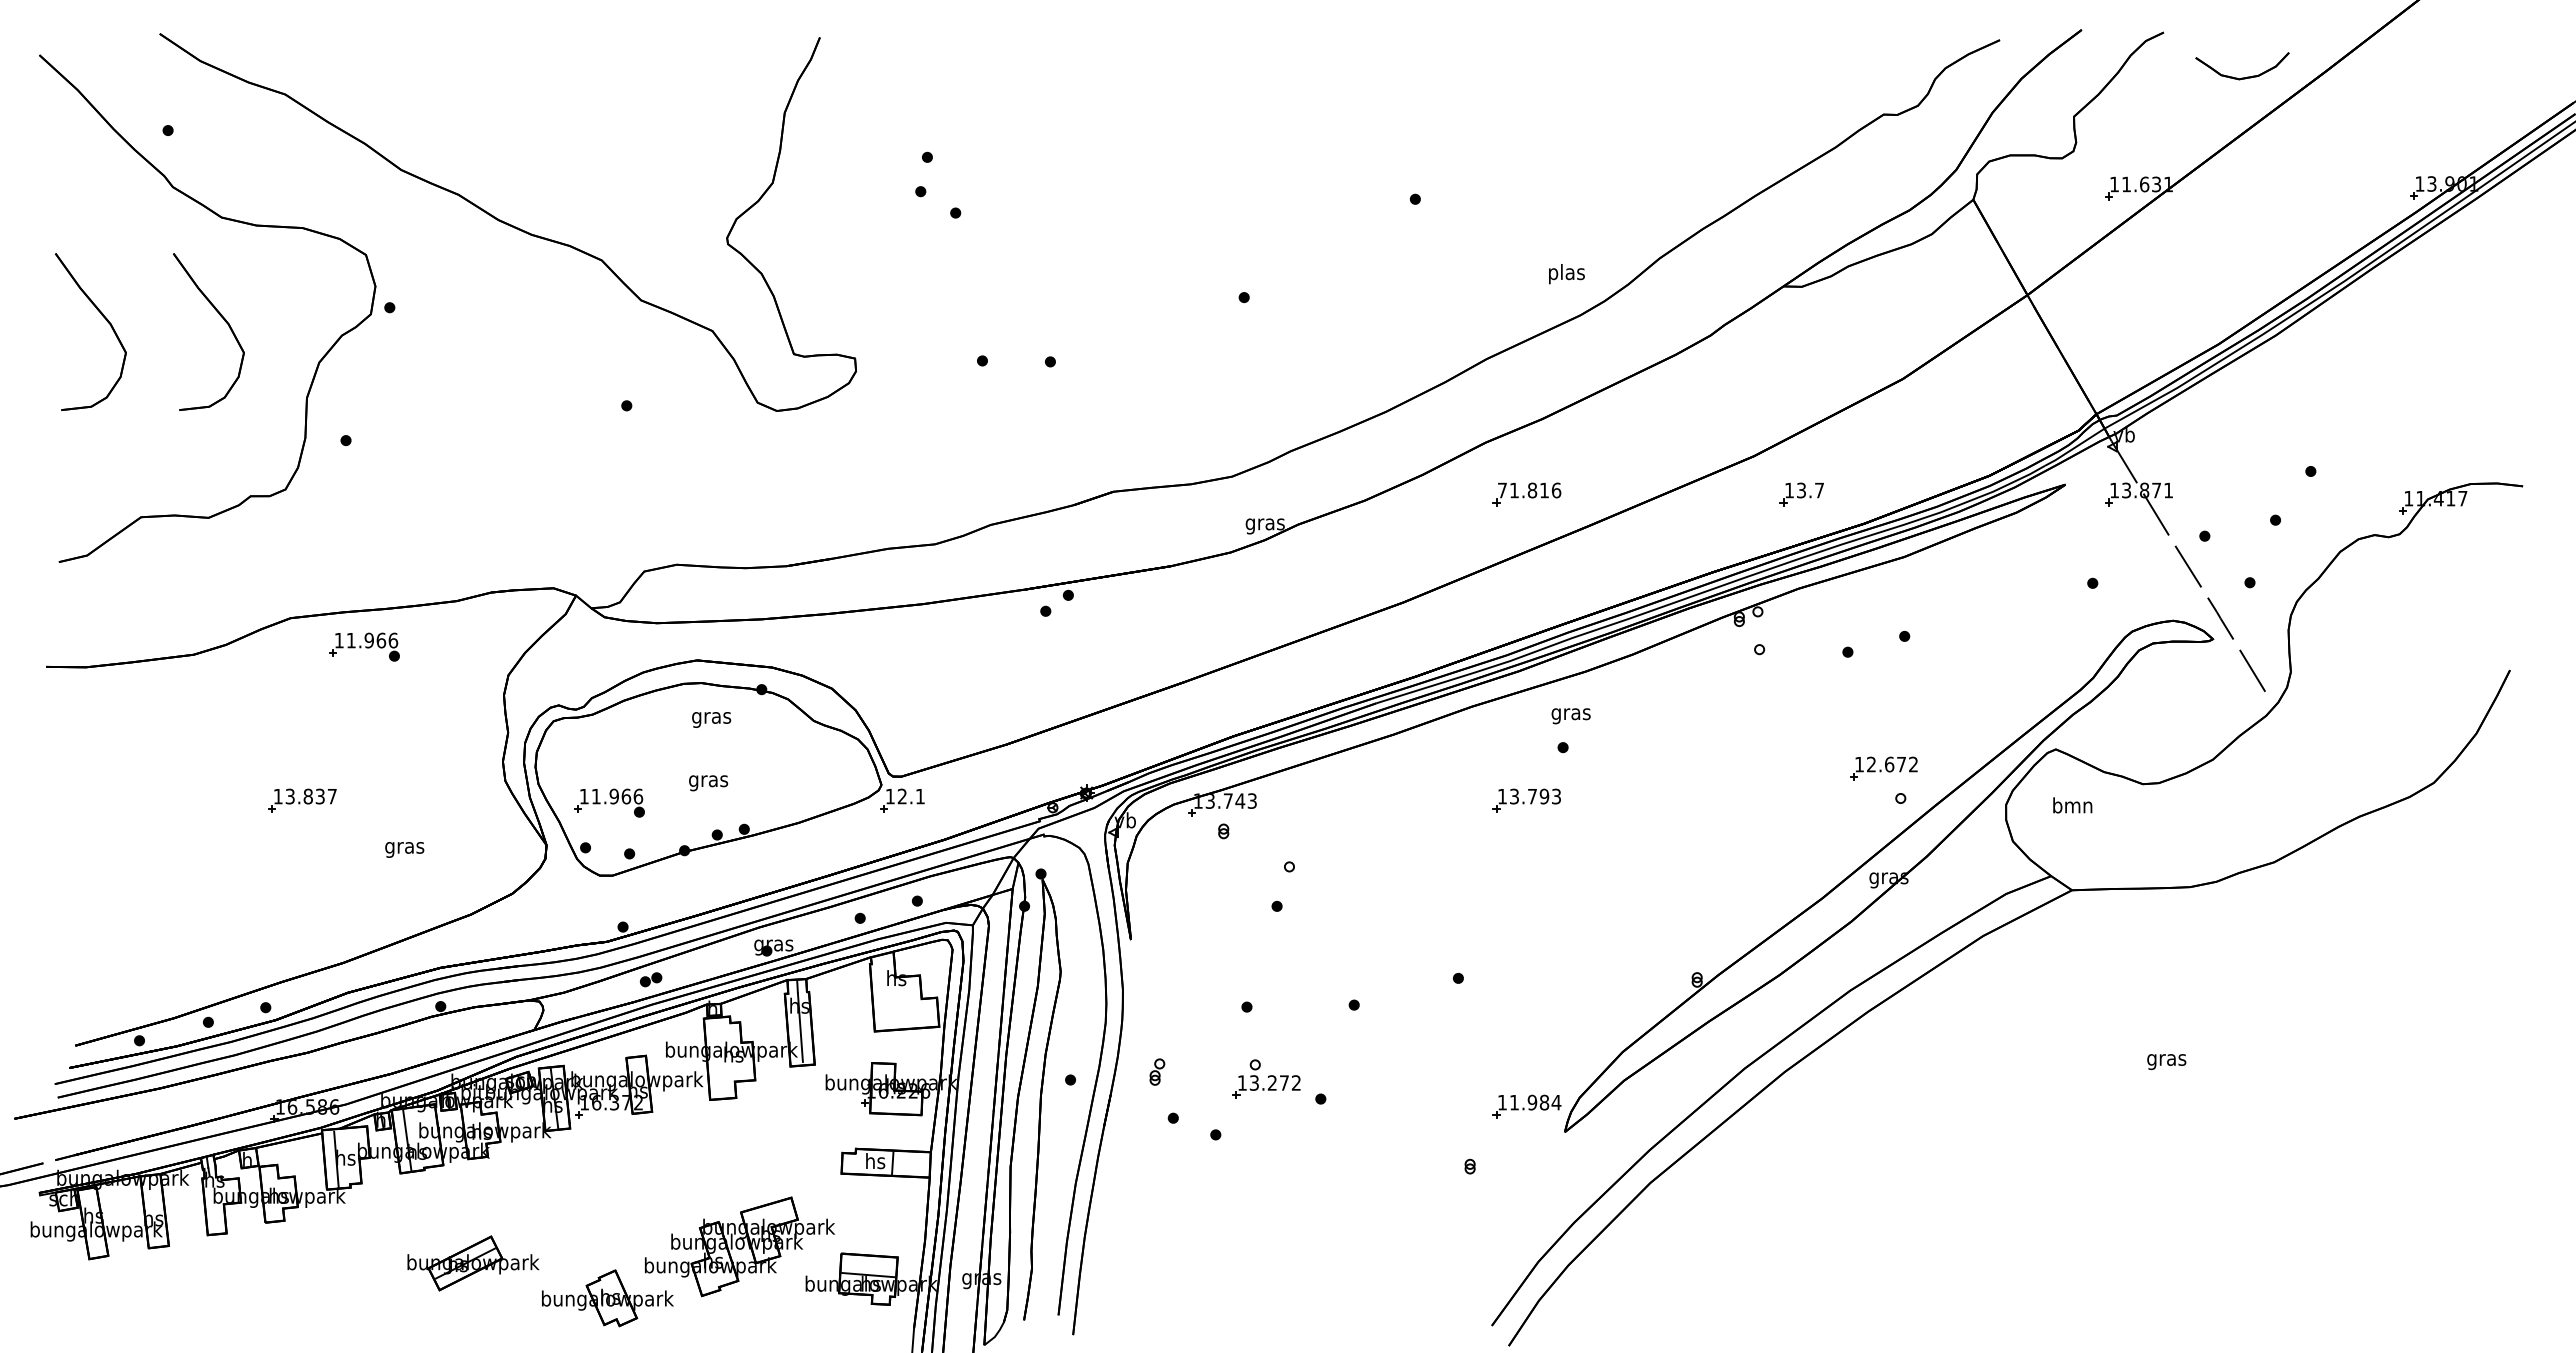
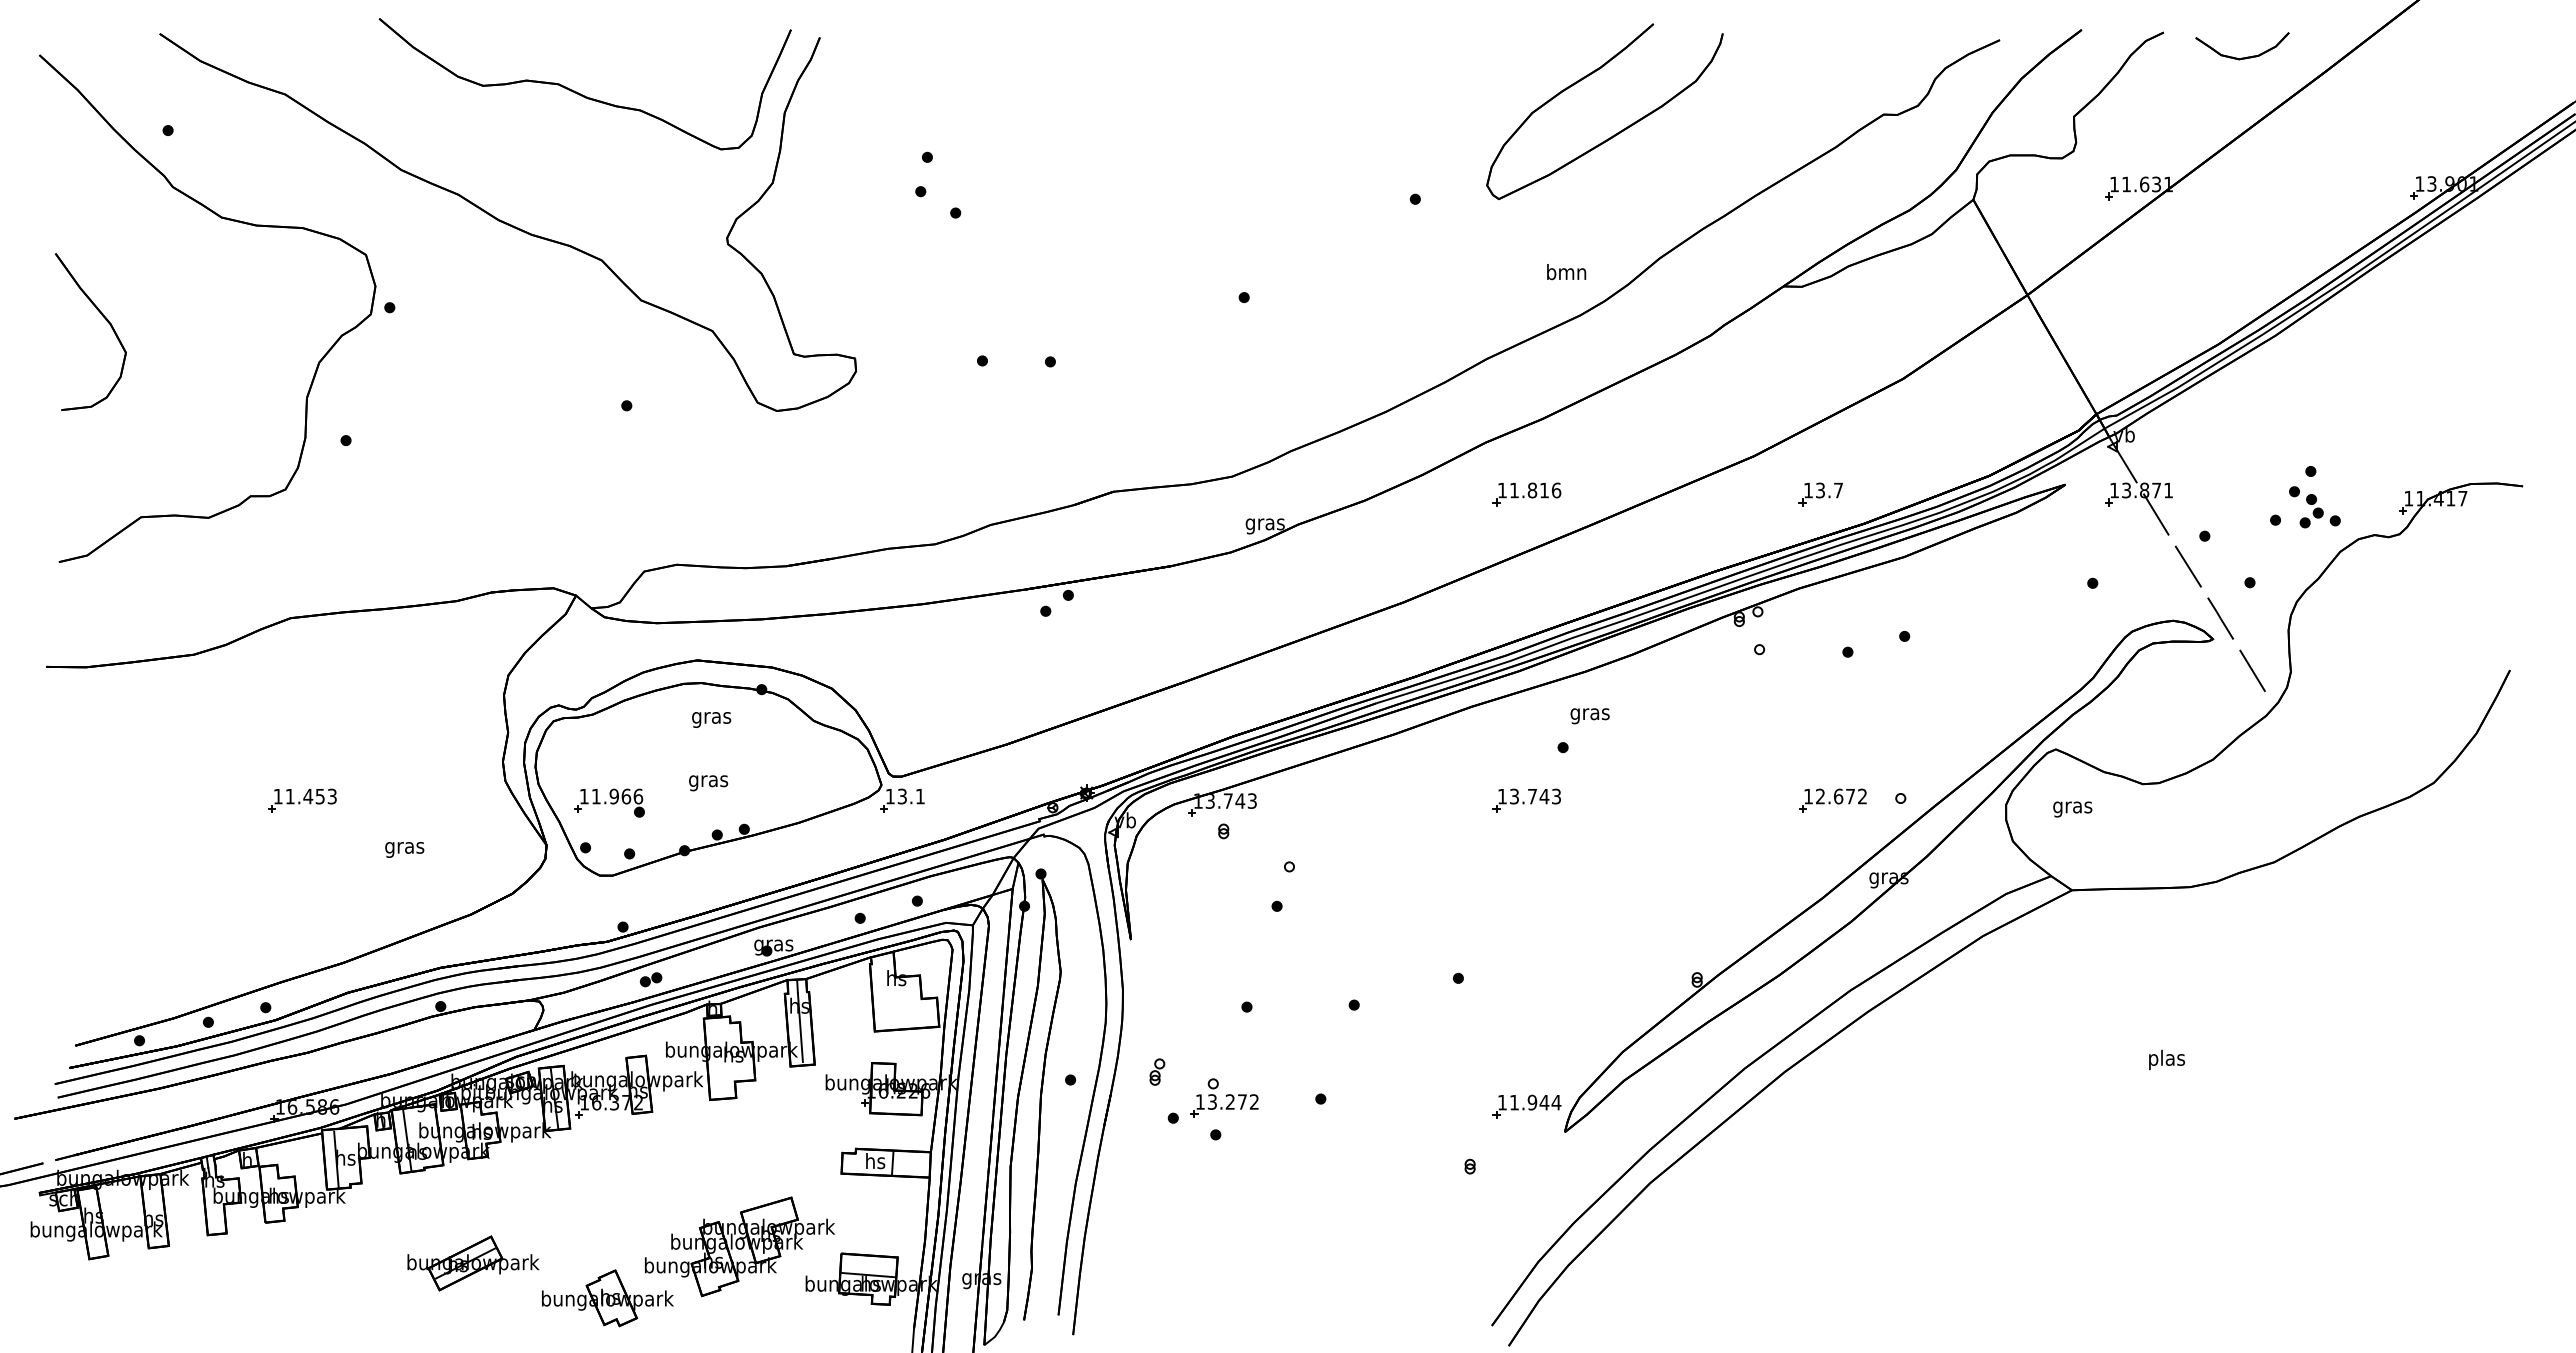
part position: (2242, 77) -> (2242, 57) (2242, 57)
part: none -> present (580, 93)
part: none -> present (1617, 132)
text: plas -> bmn (1566, 274)
part: present -> none (221, 317)
text: 71.816 -> 11.816 (1502, 490)
part position: (1801, 494) -> (1820, 494) (1820, 494)
part: none -> present (2314, 507)
part: present -> none (364, 646)
text position: (1570, 716) -> (1589, 716) (1589, 716)
part position: (1883, 768) -> (1832, 800) (1832, 800)
text: 13.837 -> 11.453 (310, 796)
text: 12.1 -> 13.1 (901, 796)
text: 13.793 -> 13.743 (1544, 796)
text: bmn -> gras (2072, 807)
text: gras -> plas (2166, 1059)
part position: (1266, 1078) -> (1224, 1097) (1224, 1097)
text: 11.984 -> 11.944 (1544, 1102)
